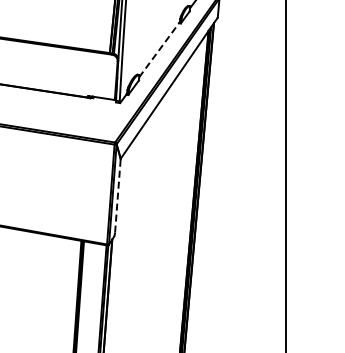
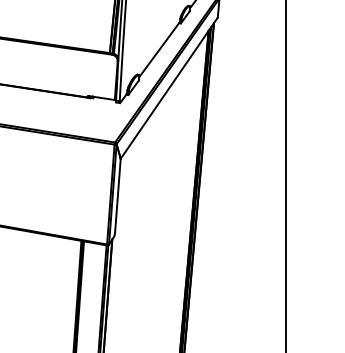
line: dashed -> solid (159, 49)
line: dashed -> solid (117, 195)
